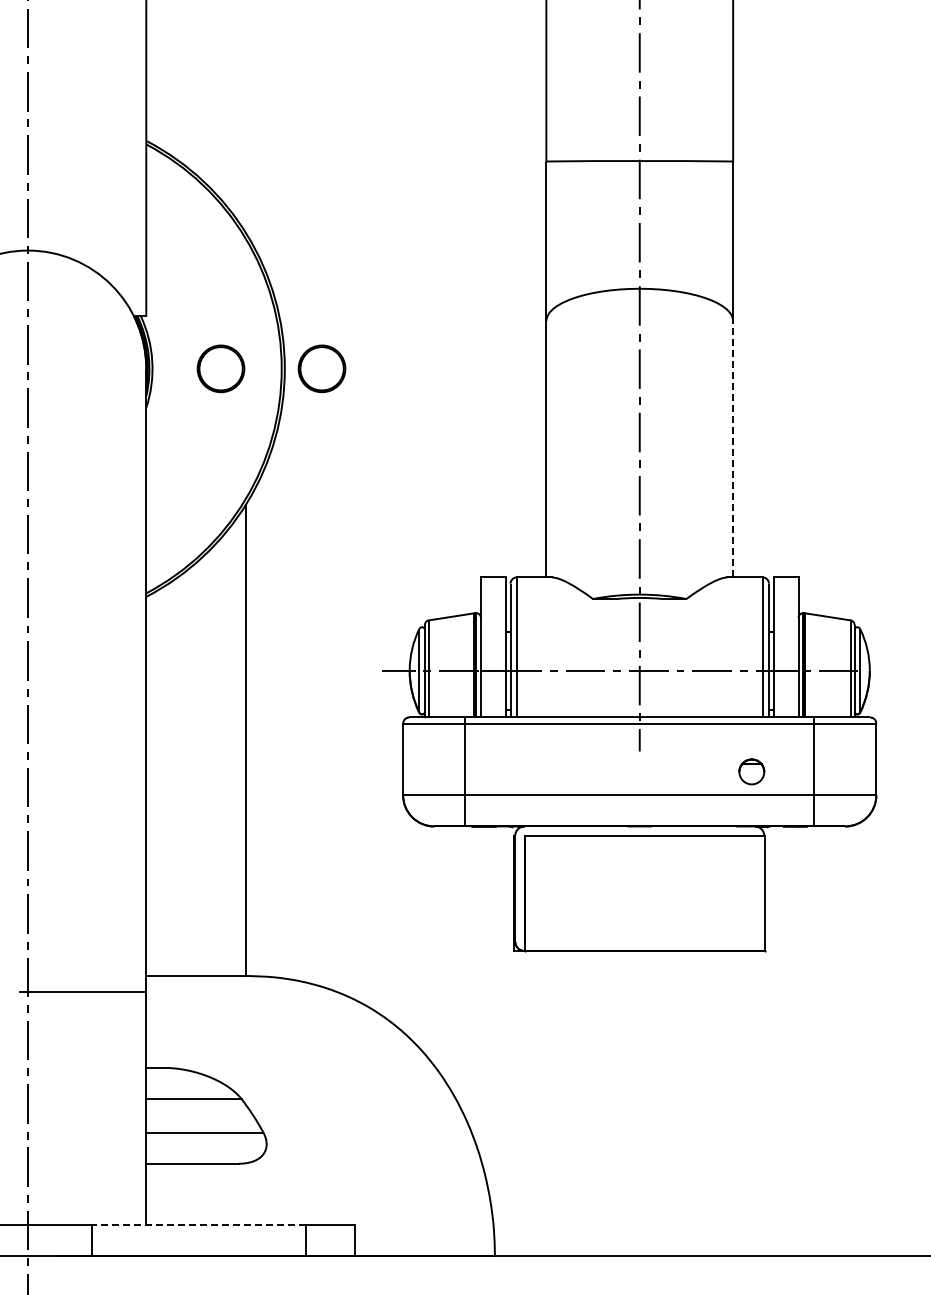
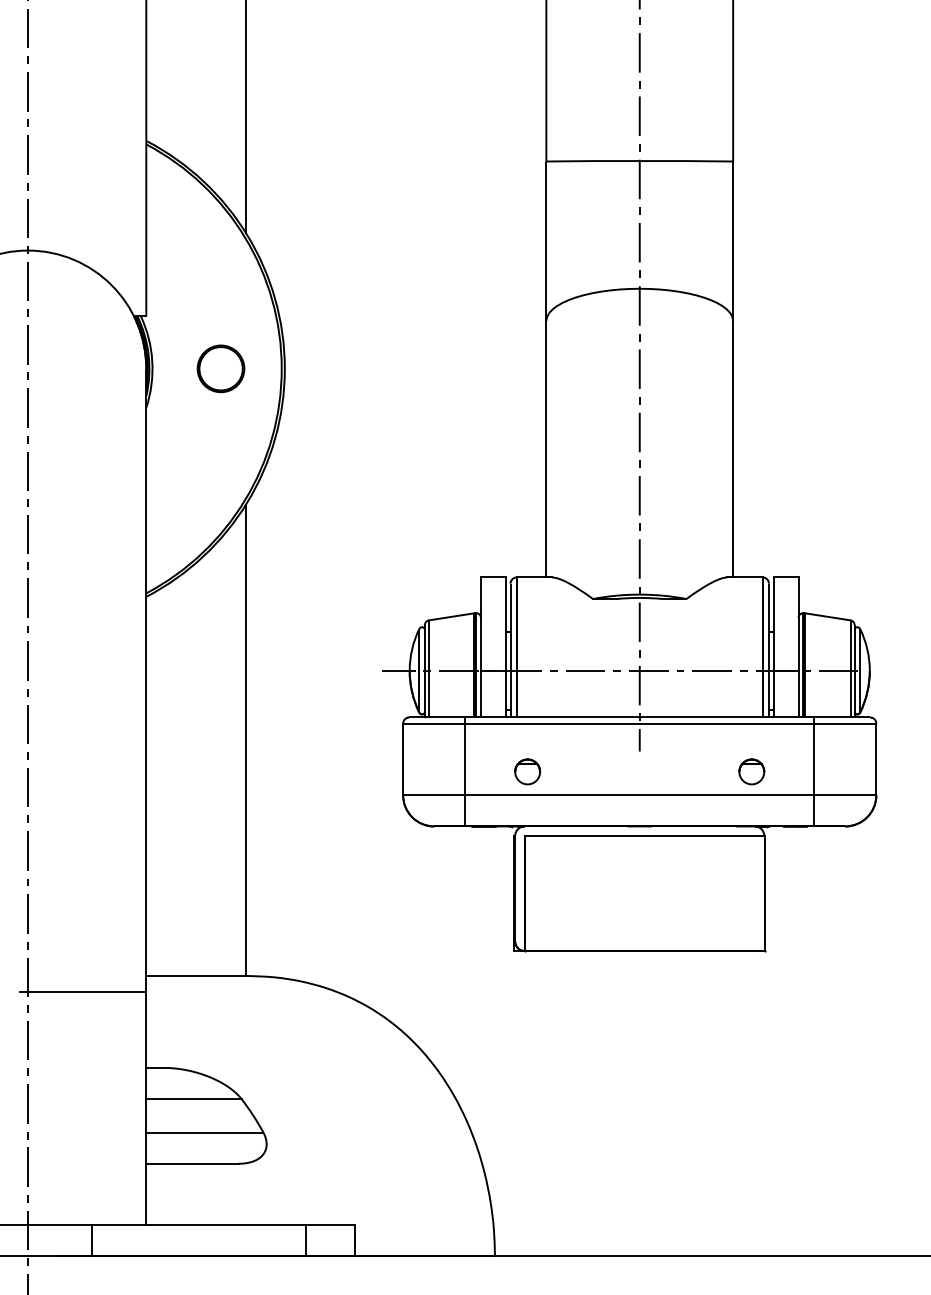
line: none -> present (245, 117)
part: present -> none (321, 368)
line: dashed -> solid (733, 448)
part: none -> present (527, 771)
line: dashed -> solid (198, 1225)
